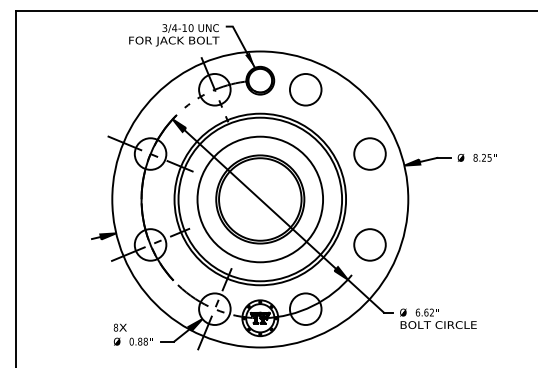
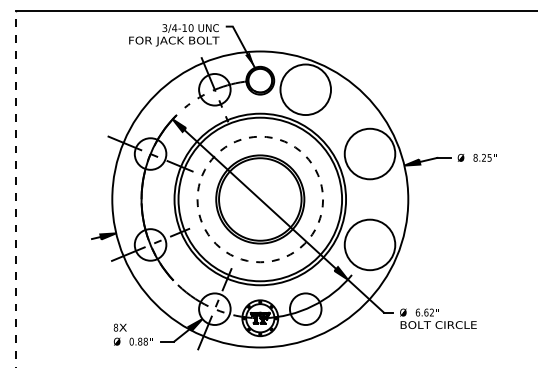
circle diameter: 32 px -> 51 px (305, 89)
circle diameter: 32 px -> 51 px (369, 153)
line: solid -> dashed (16, 188)
circle: solid -> dashed (260, 199)
circle diameter: 32 px -> 51 px (369, 244)
